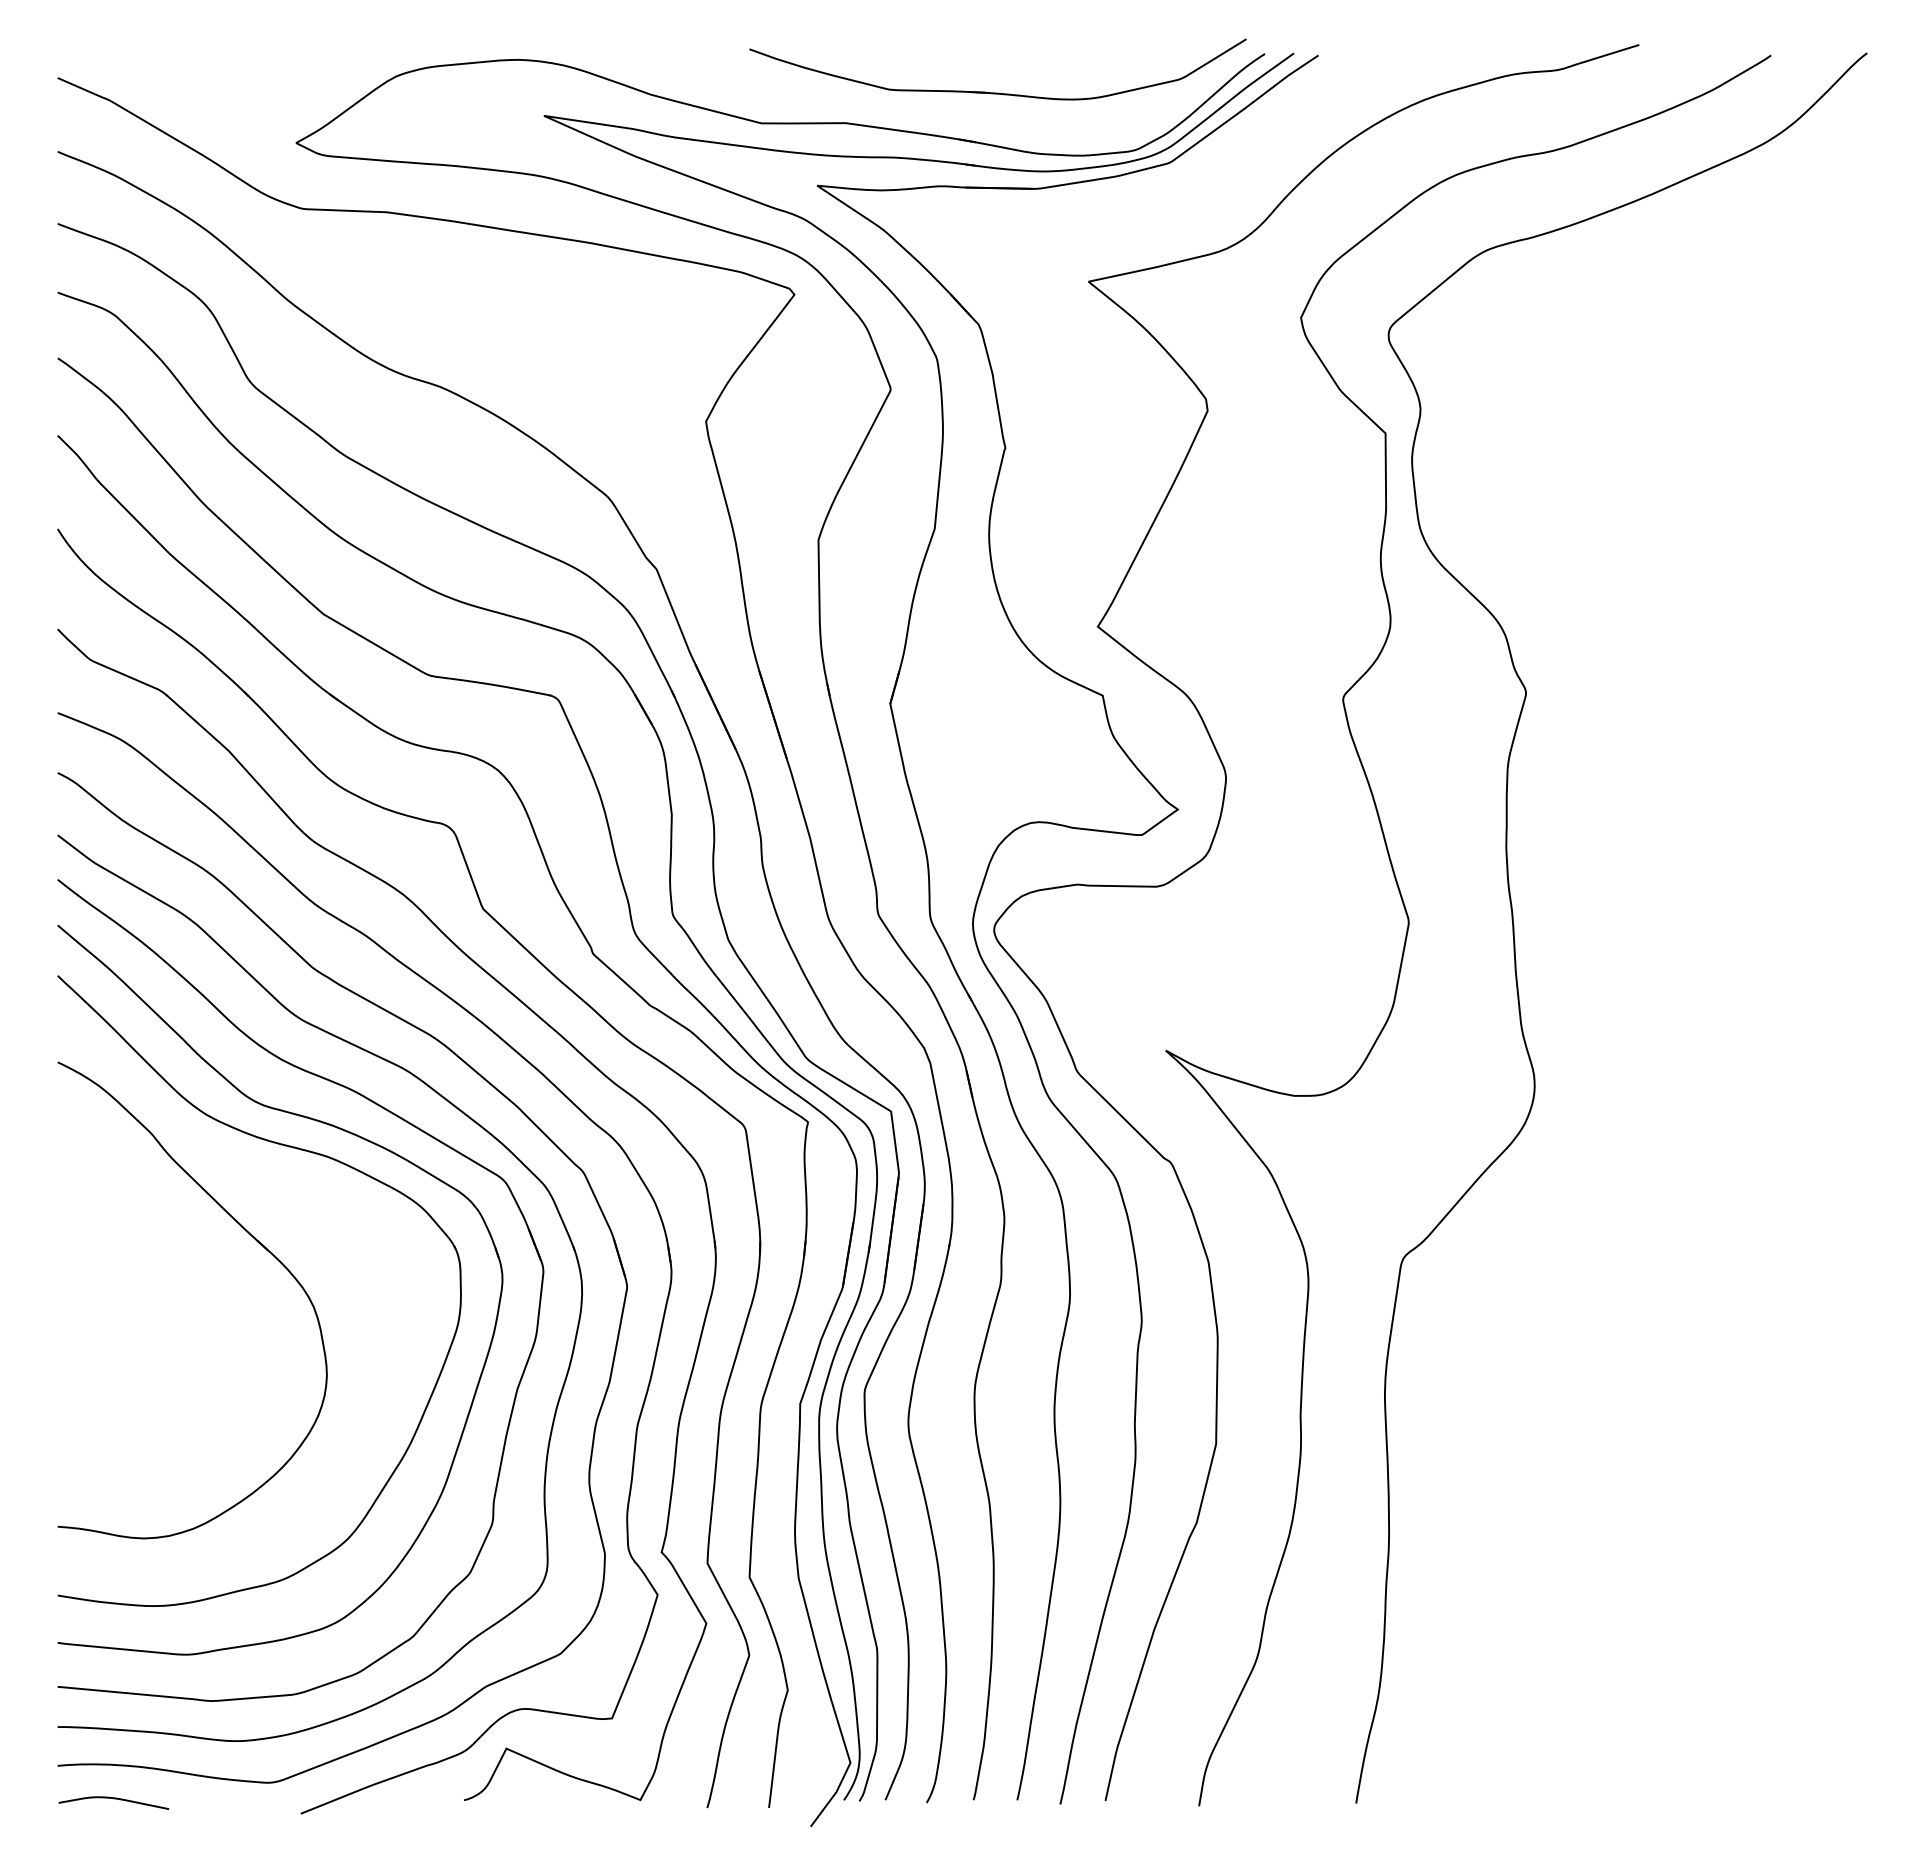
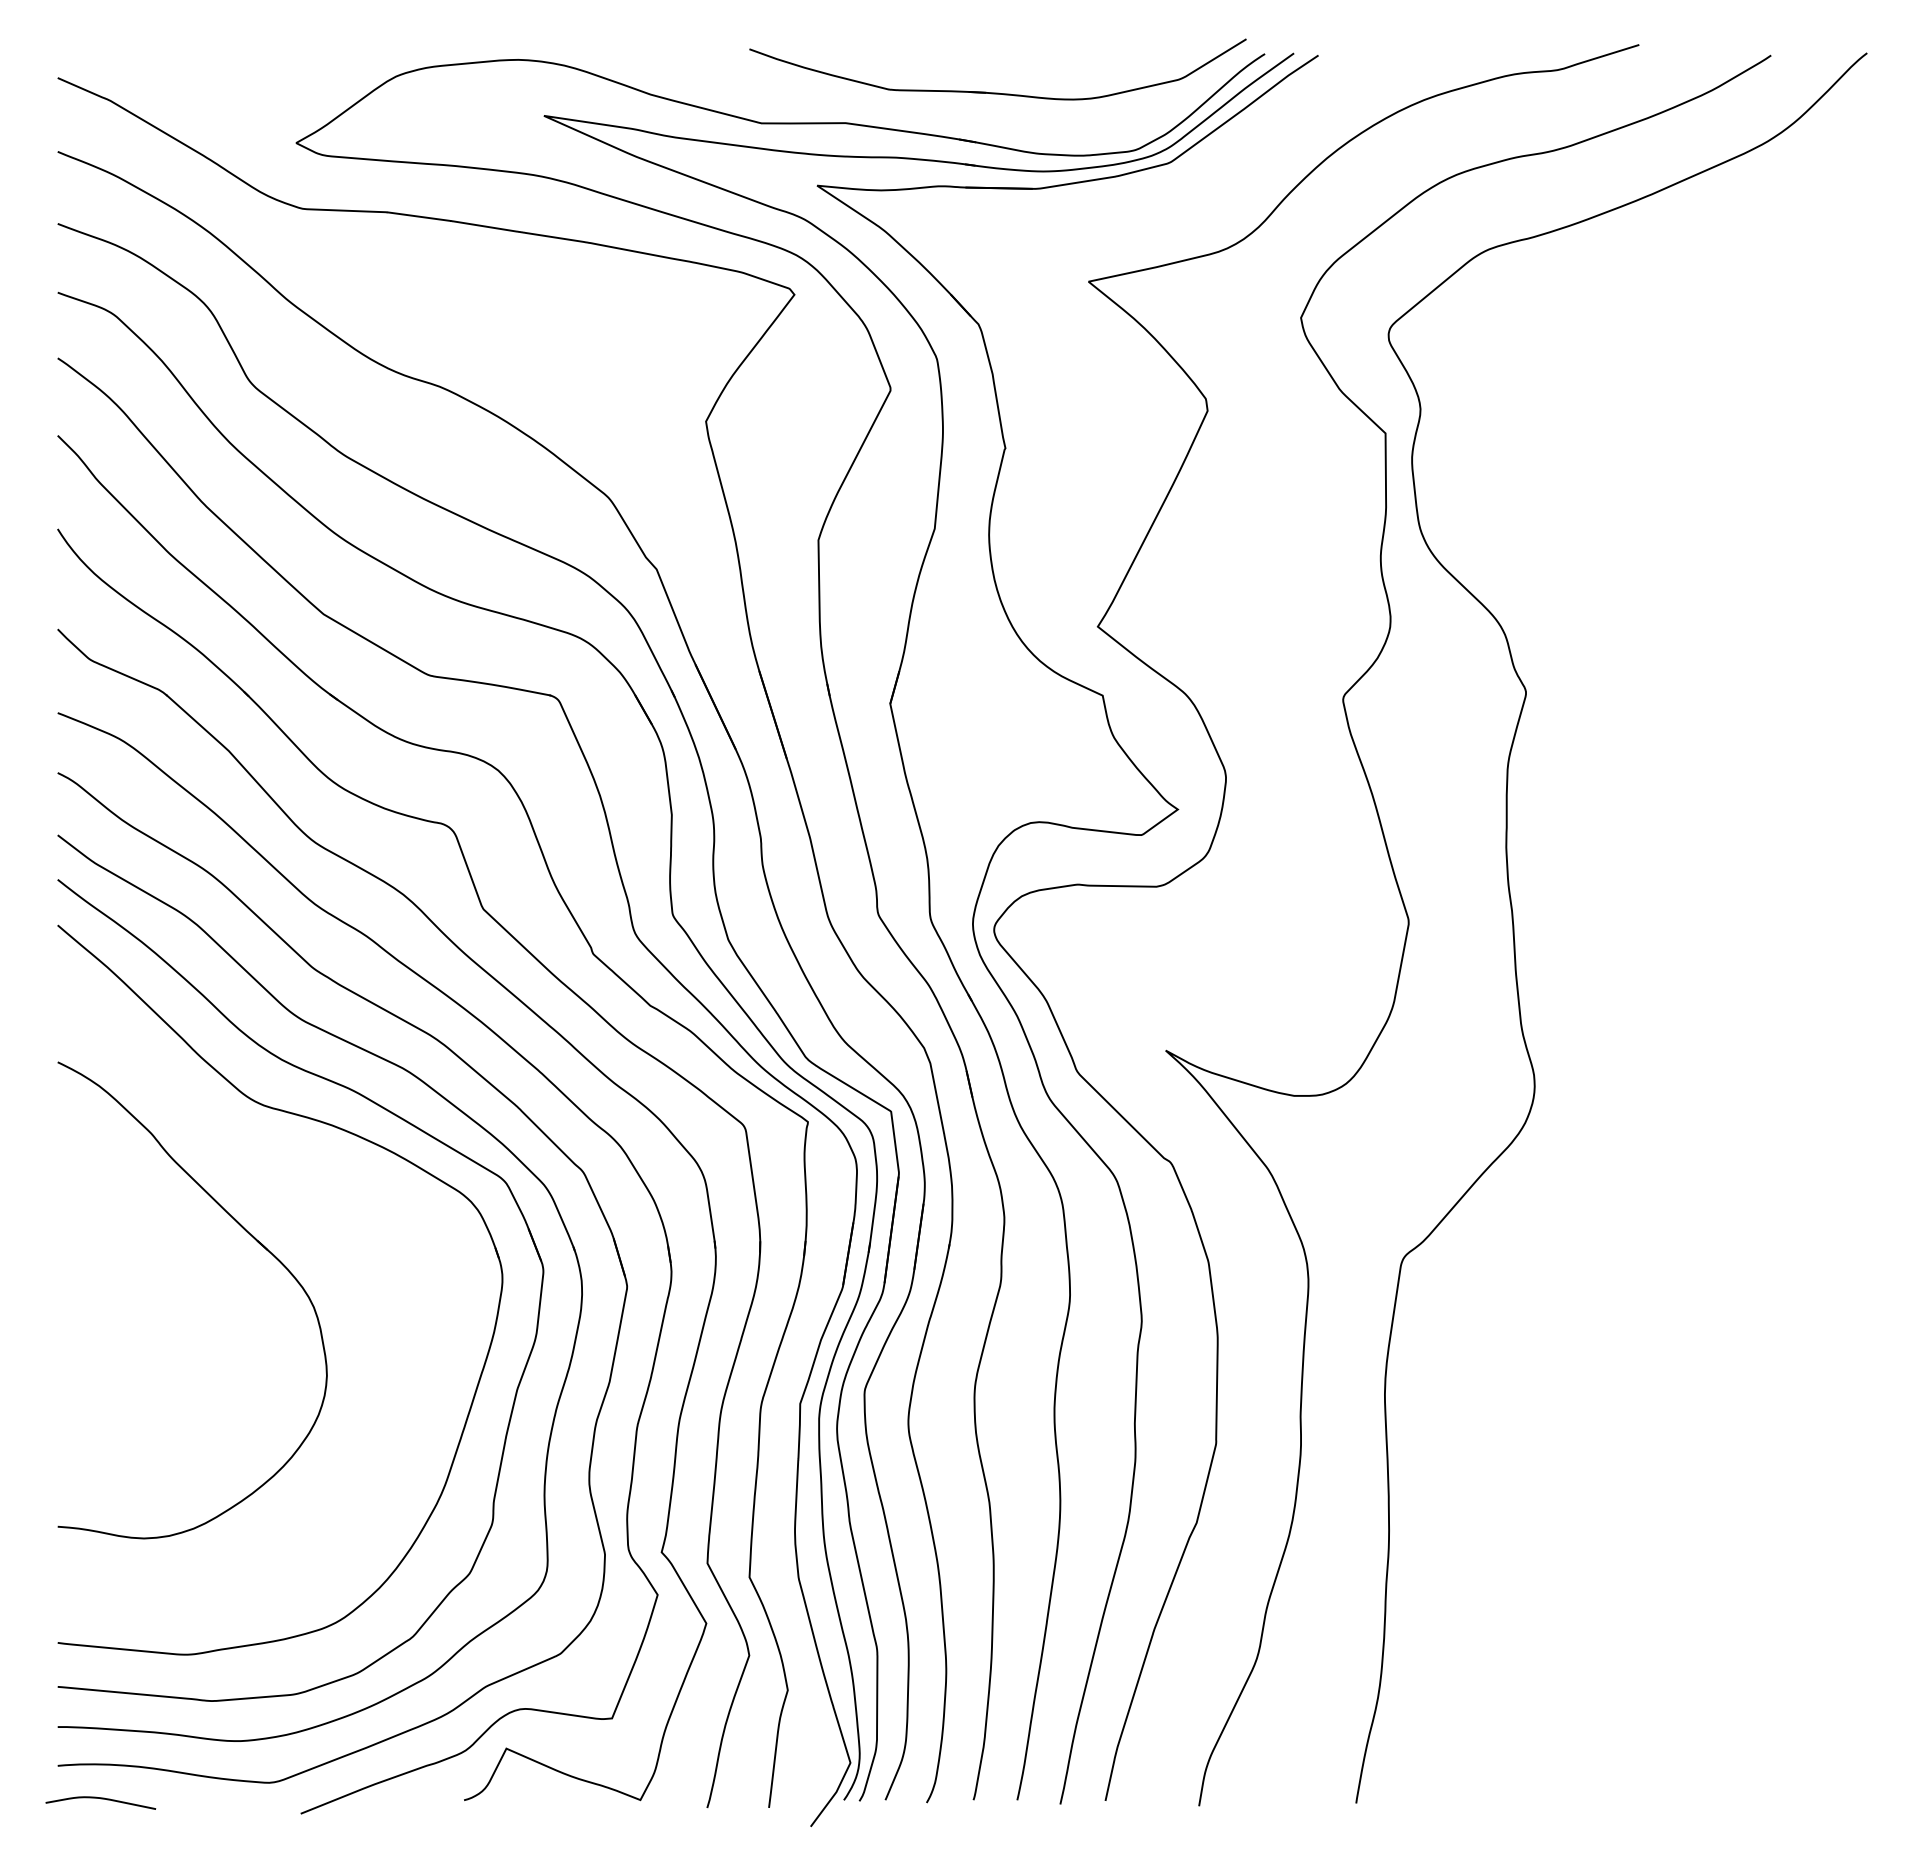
part: present -> none (300, 1150)
curve position: (113, 1799) -> (100, 1799) (100, 1799)
